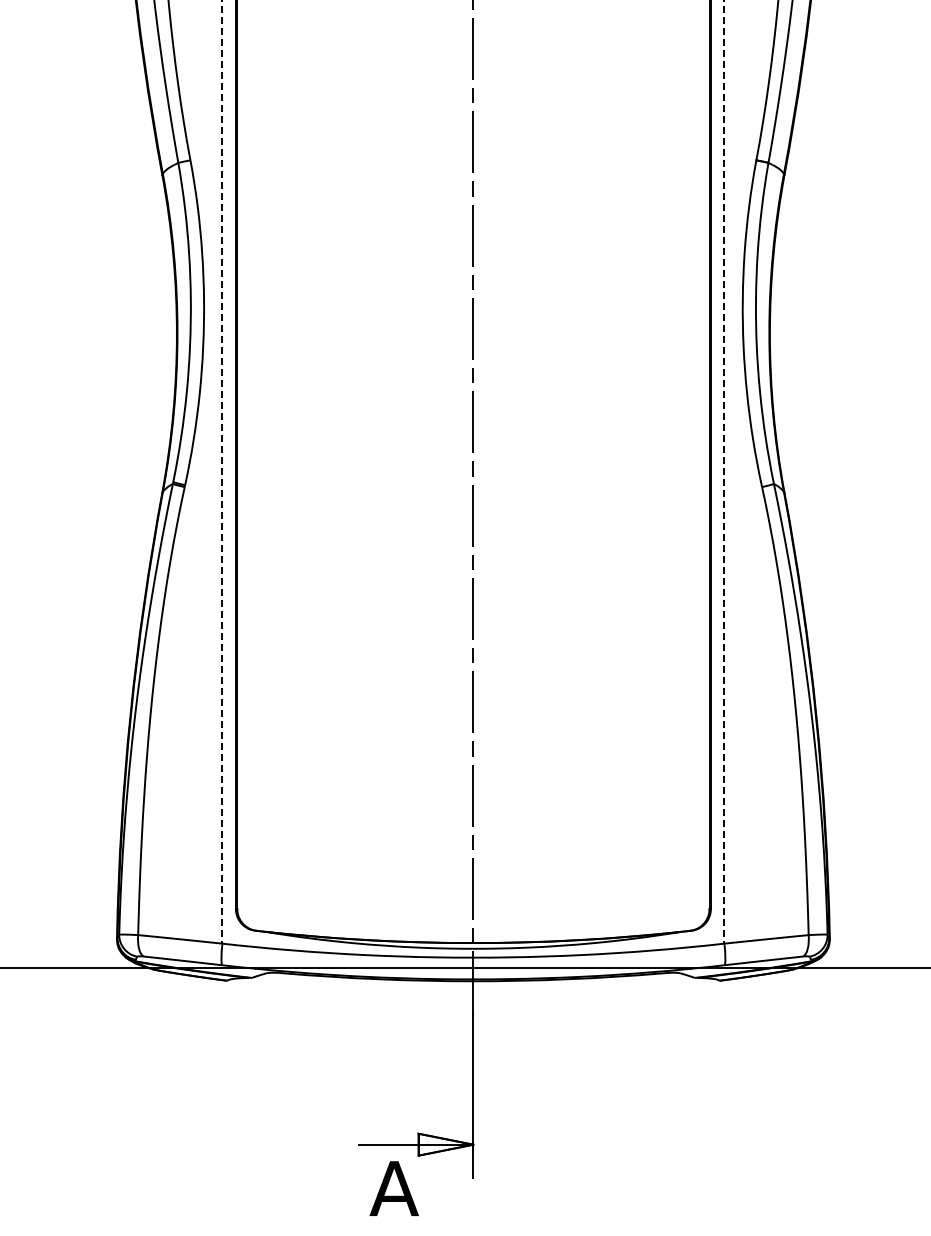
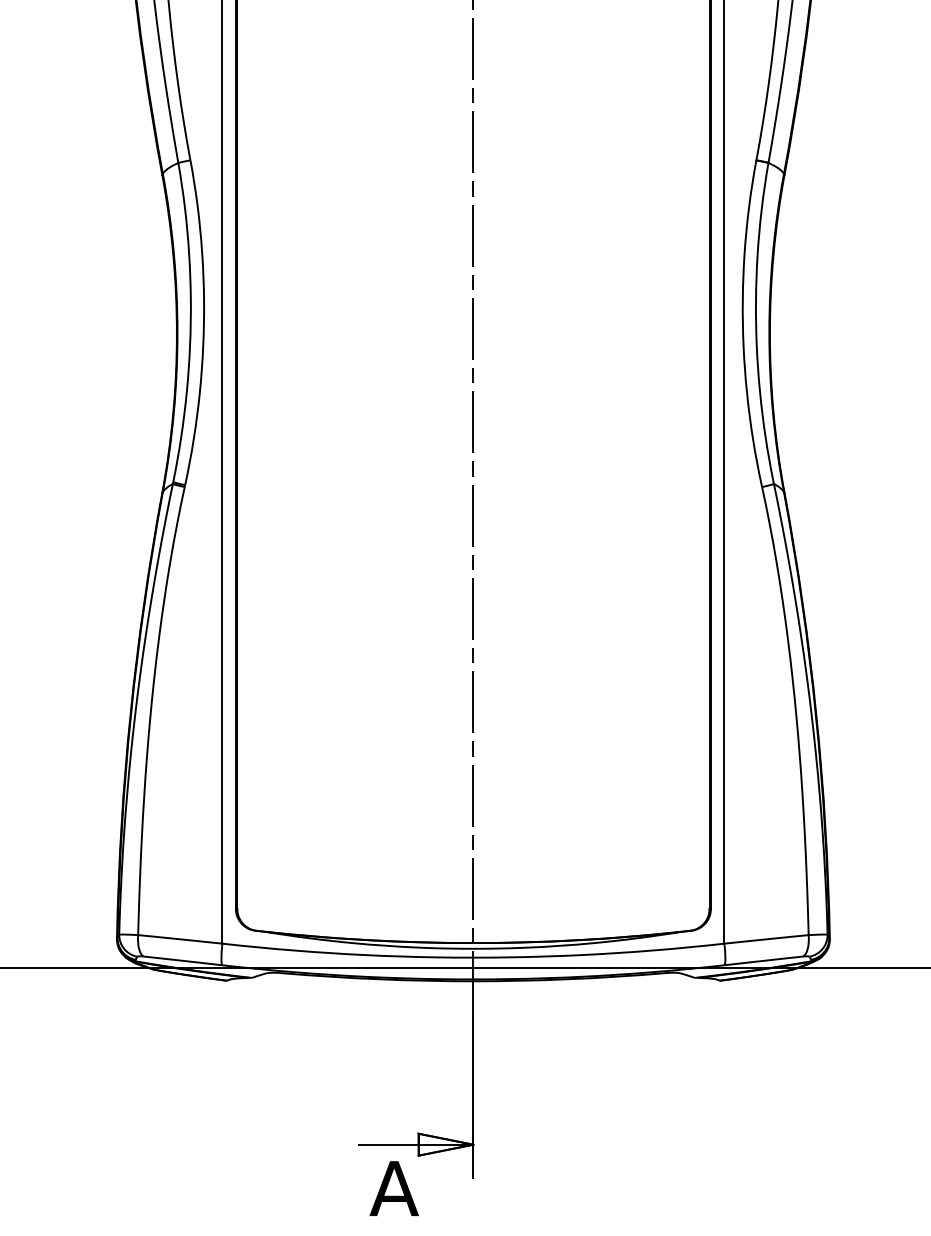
line: dashed -> solid (222, 471)
line: dashed -> solid (724, 471)
